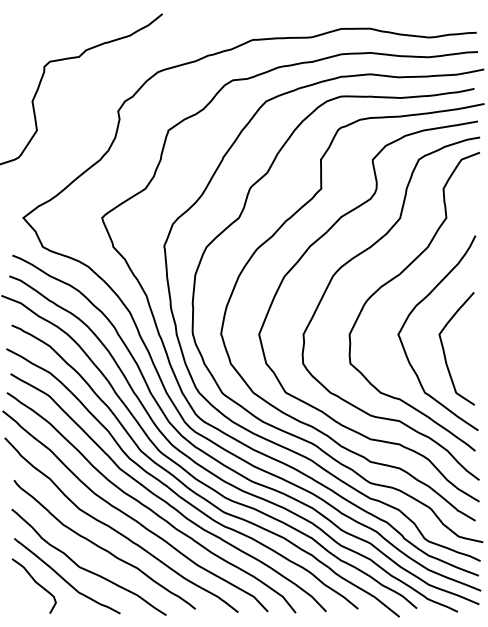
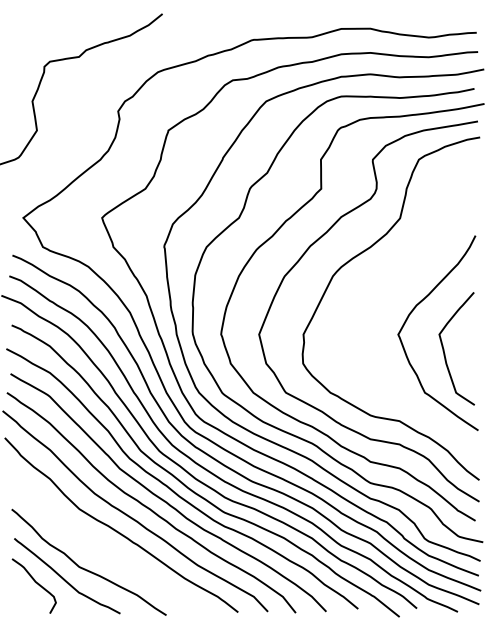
curve: present -> none (398, 276)
curve: present -> none (102, 547)
